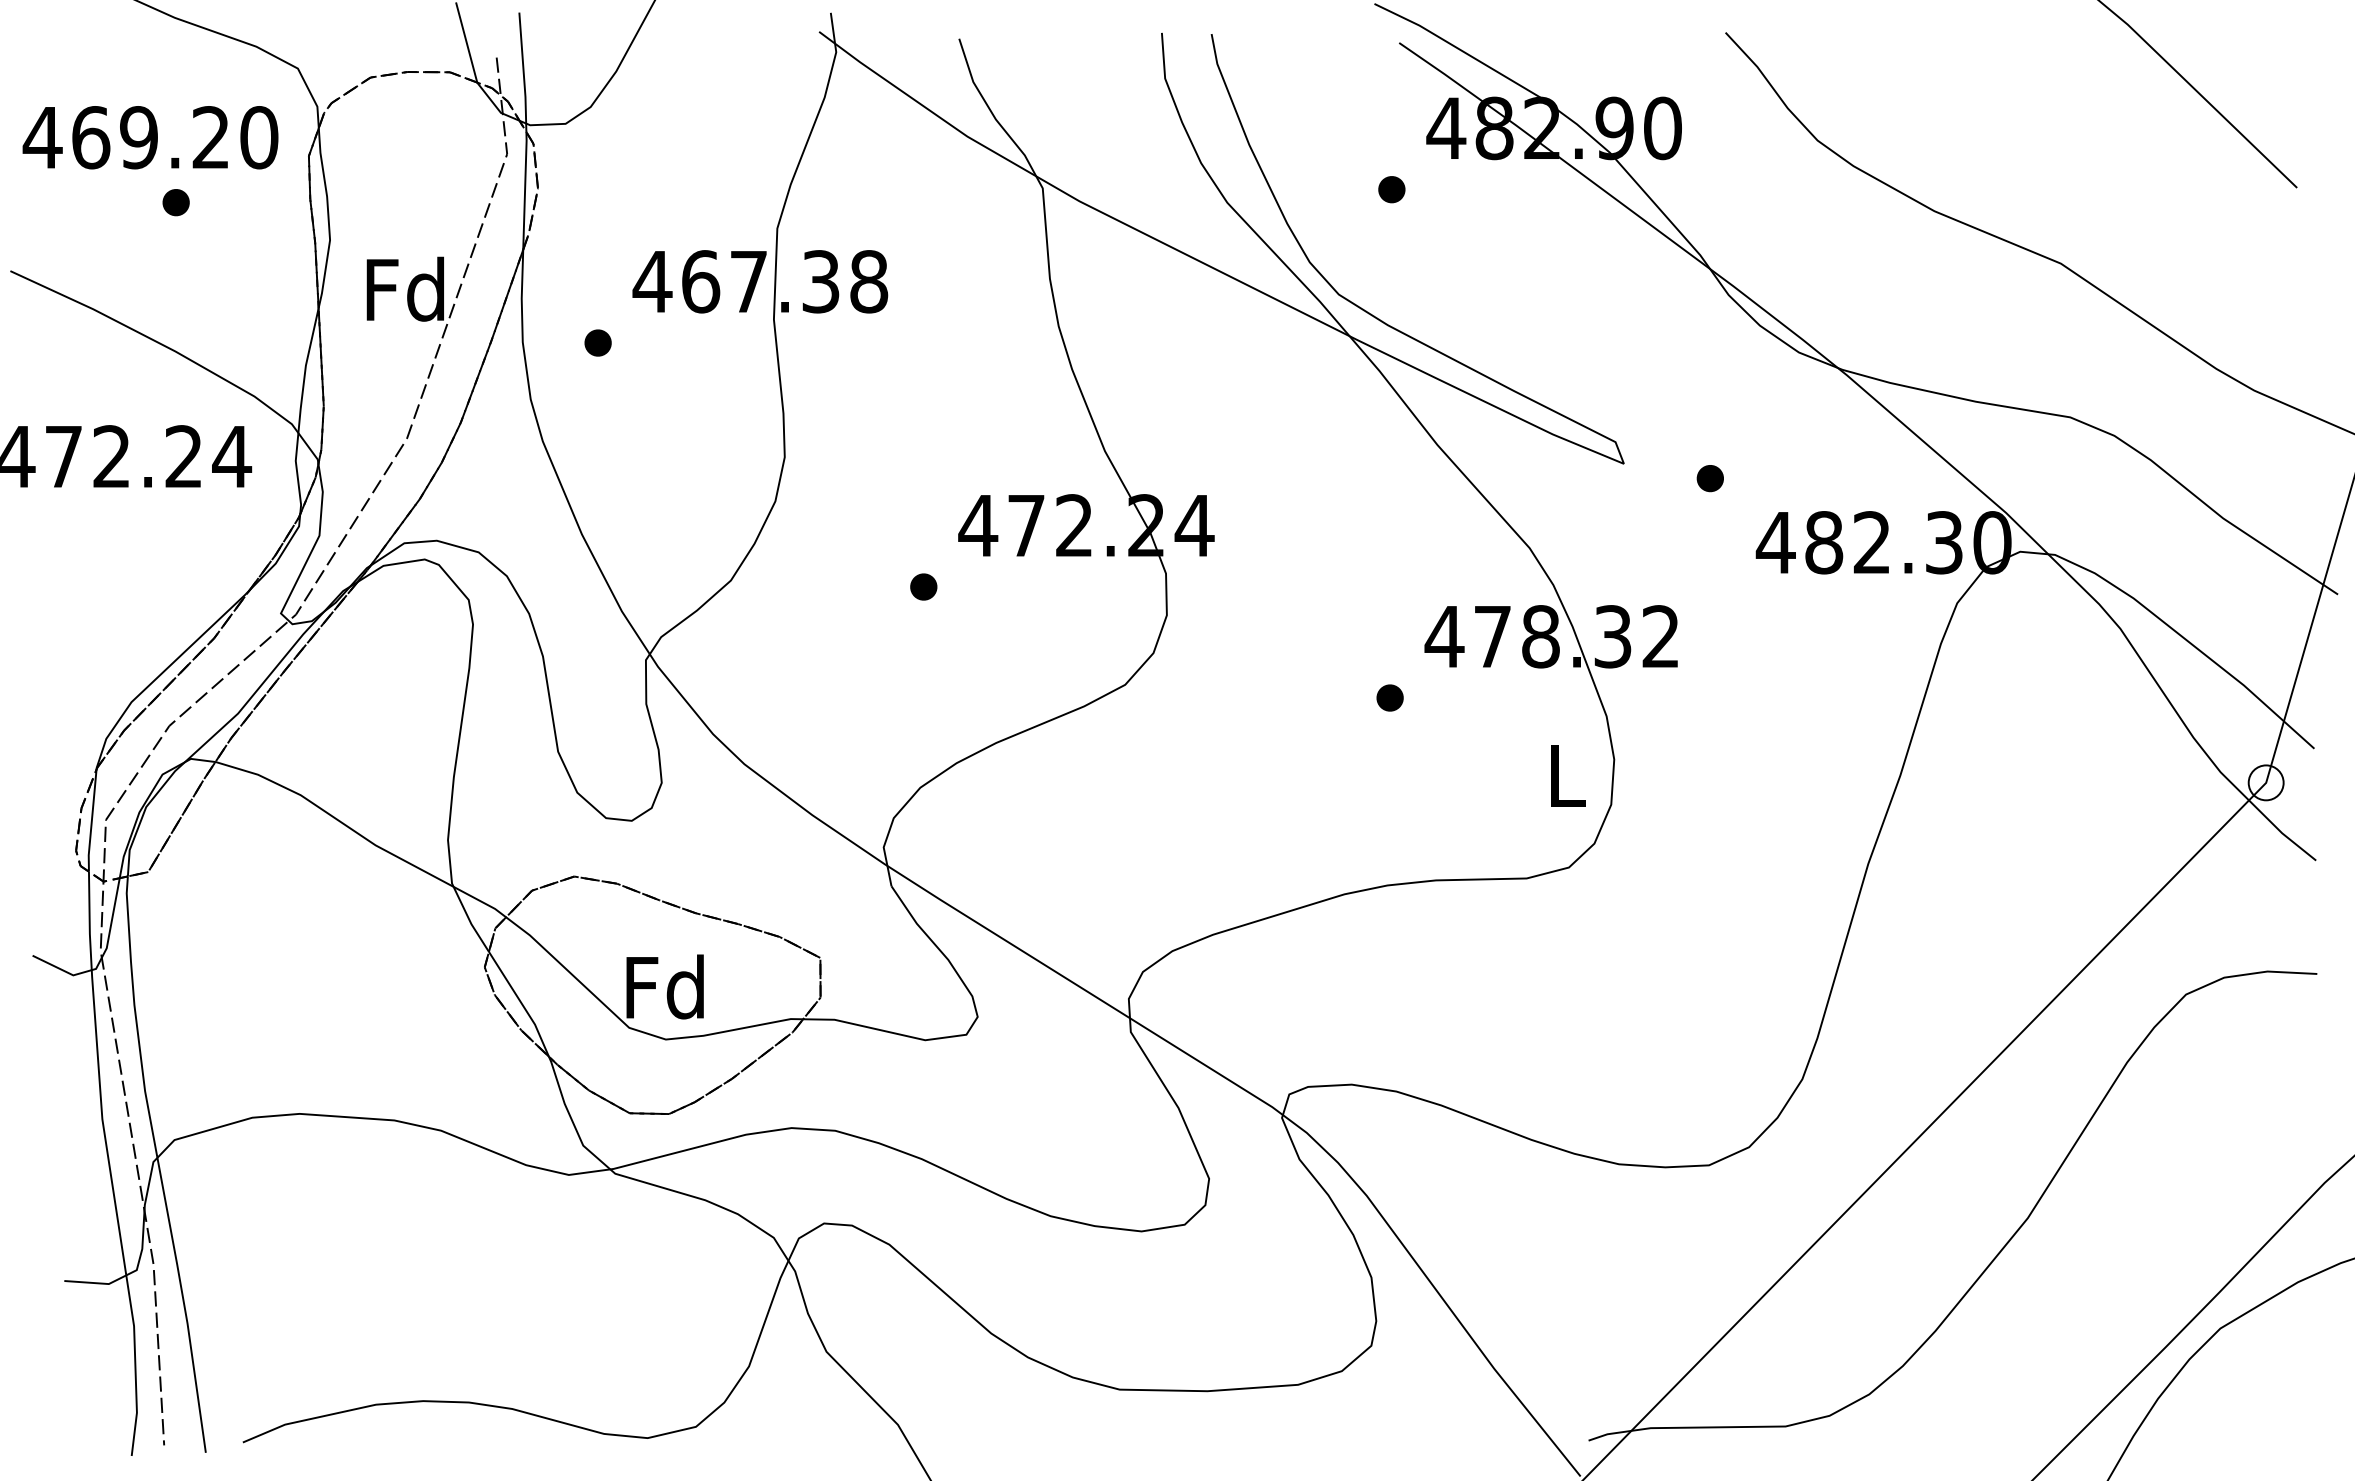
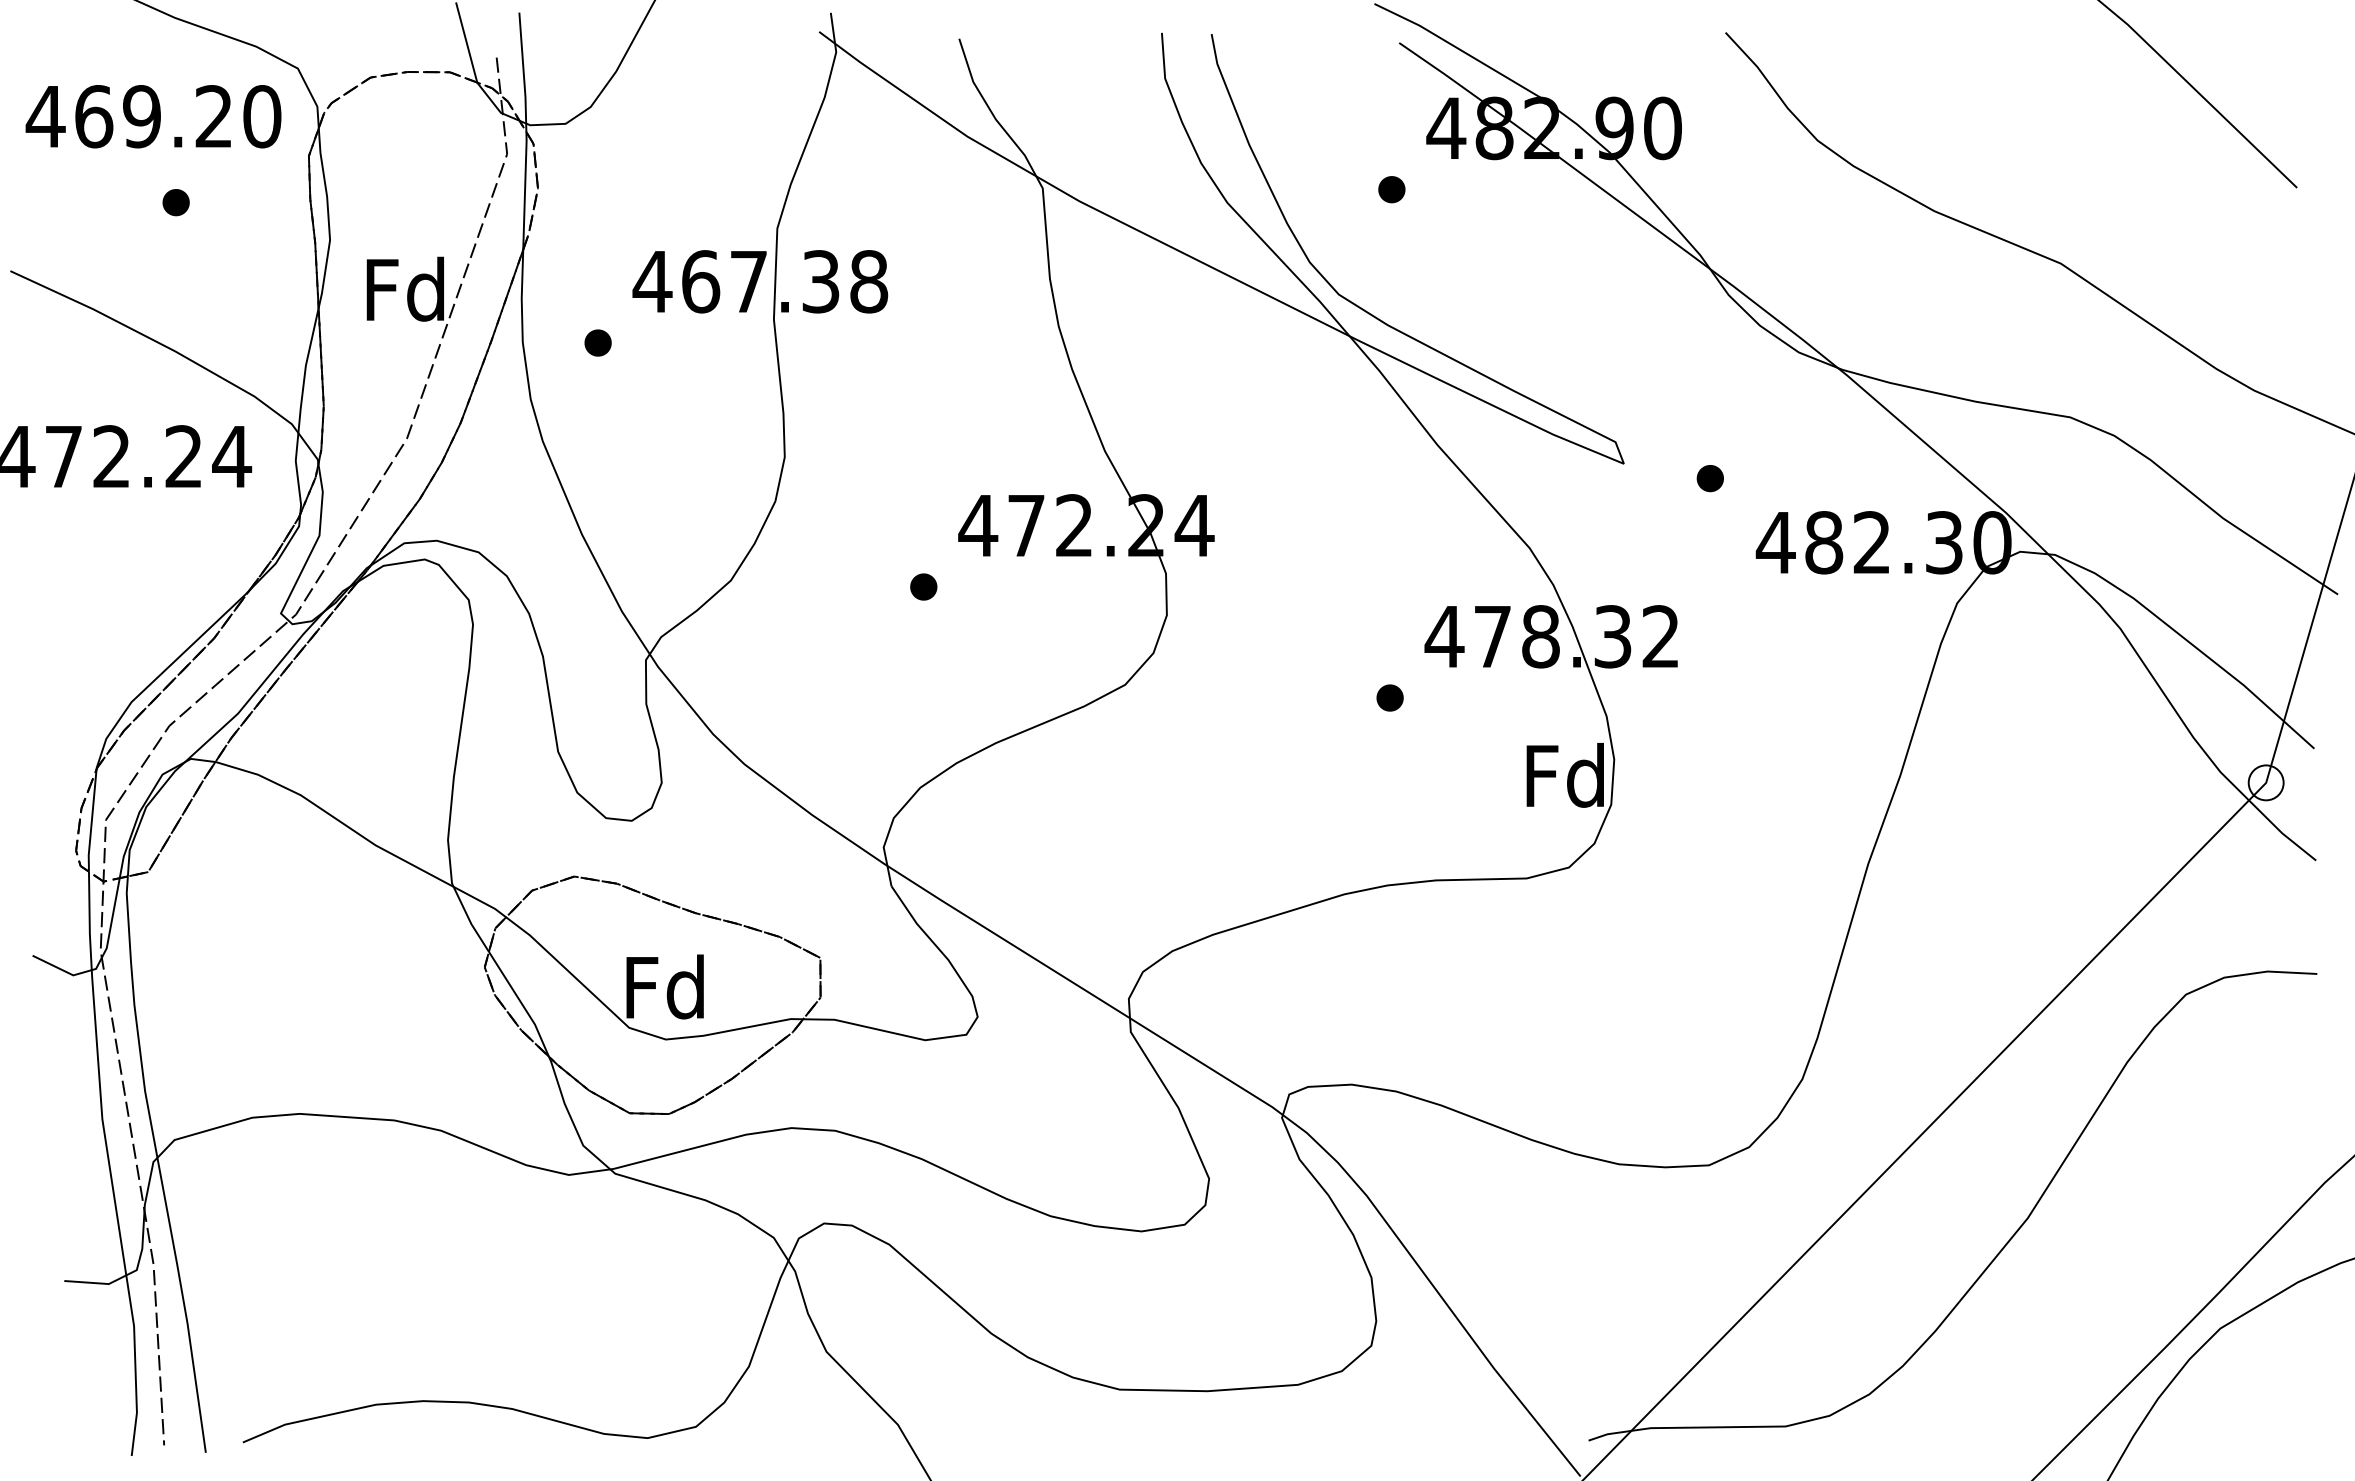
text position: (150, 137) -> (153, 116) (153, 116)
text: L -> Fd (1564, 775)
